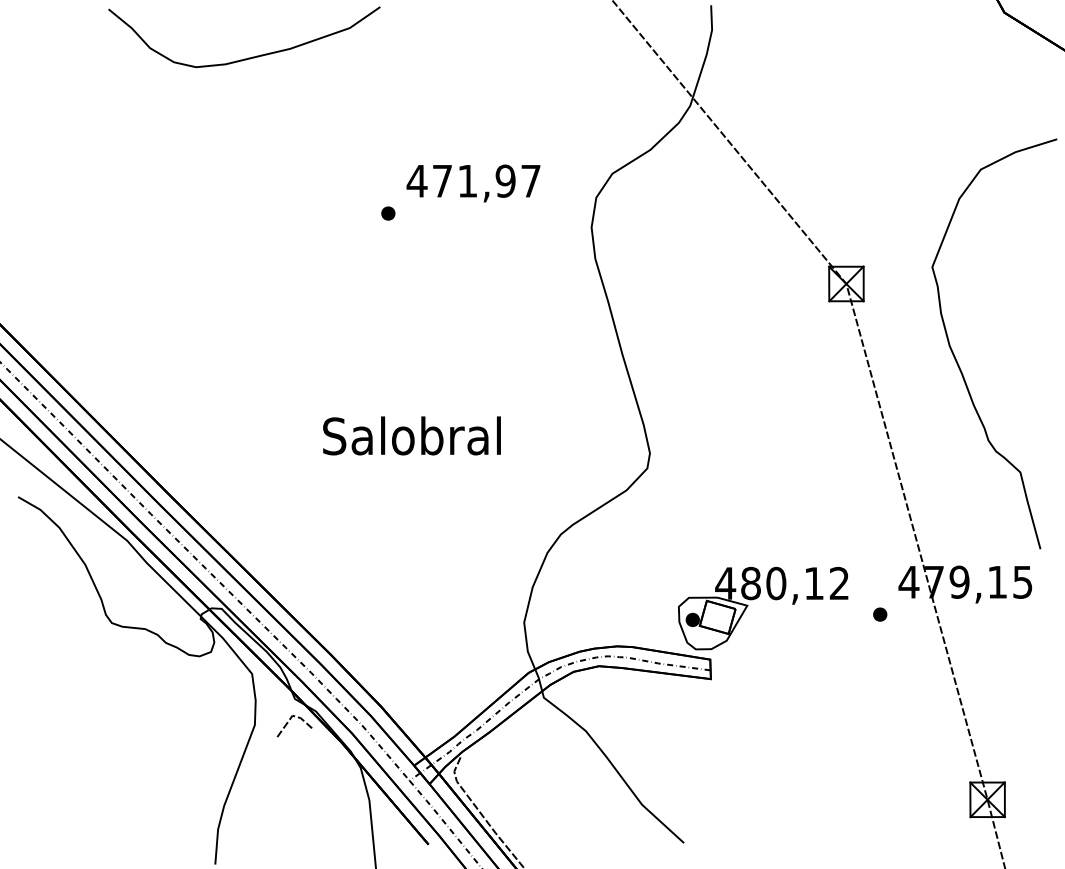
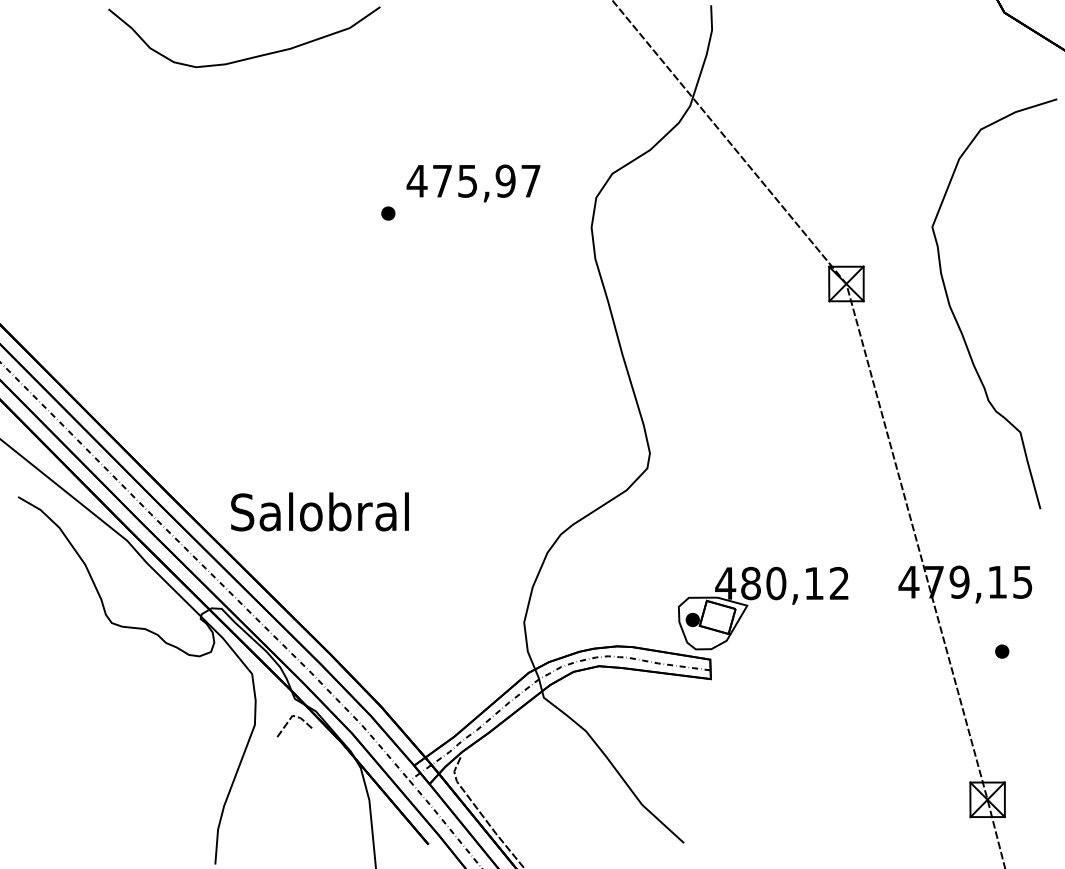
text: 471,97 -> 475,97 (467, 181)
curve position: (957, 360) -> (957, 320) (957, 320)
text position: (411, 435) -> (319, 511) (319, 511)
part position: (880, 614) -> (1002, 651) (1002, 651)
